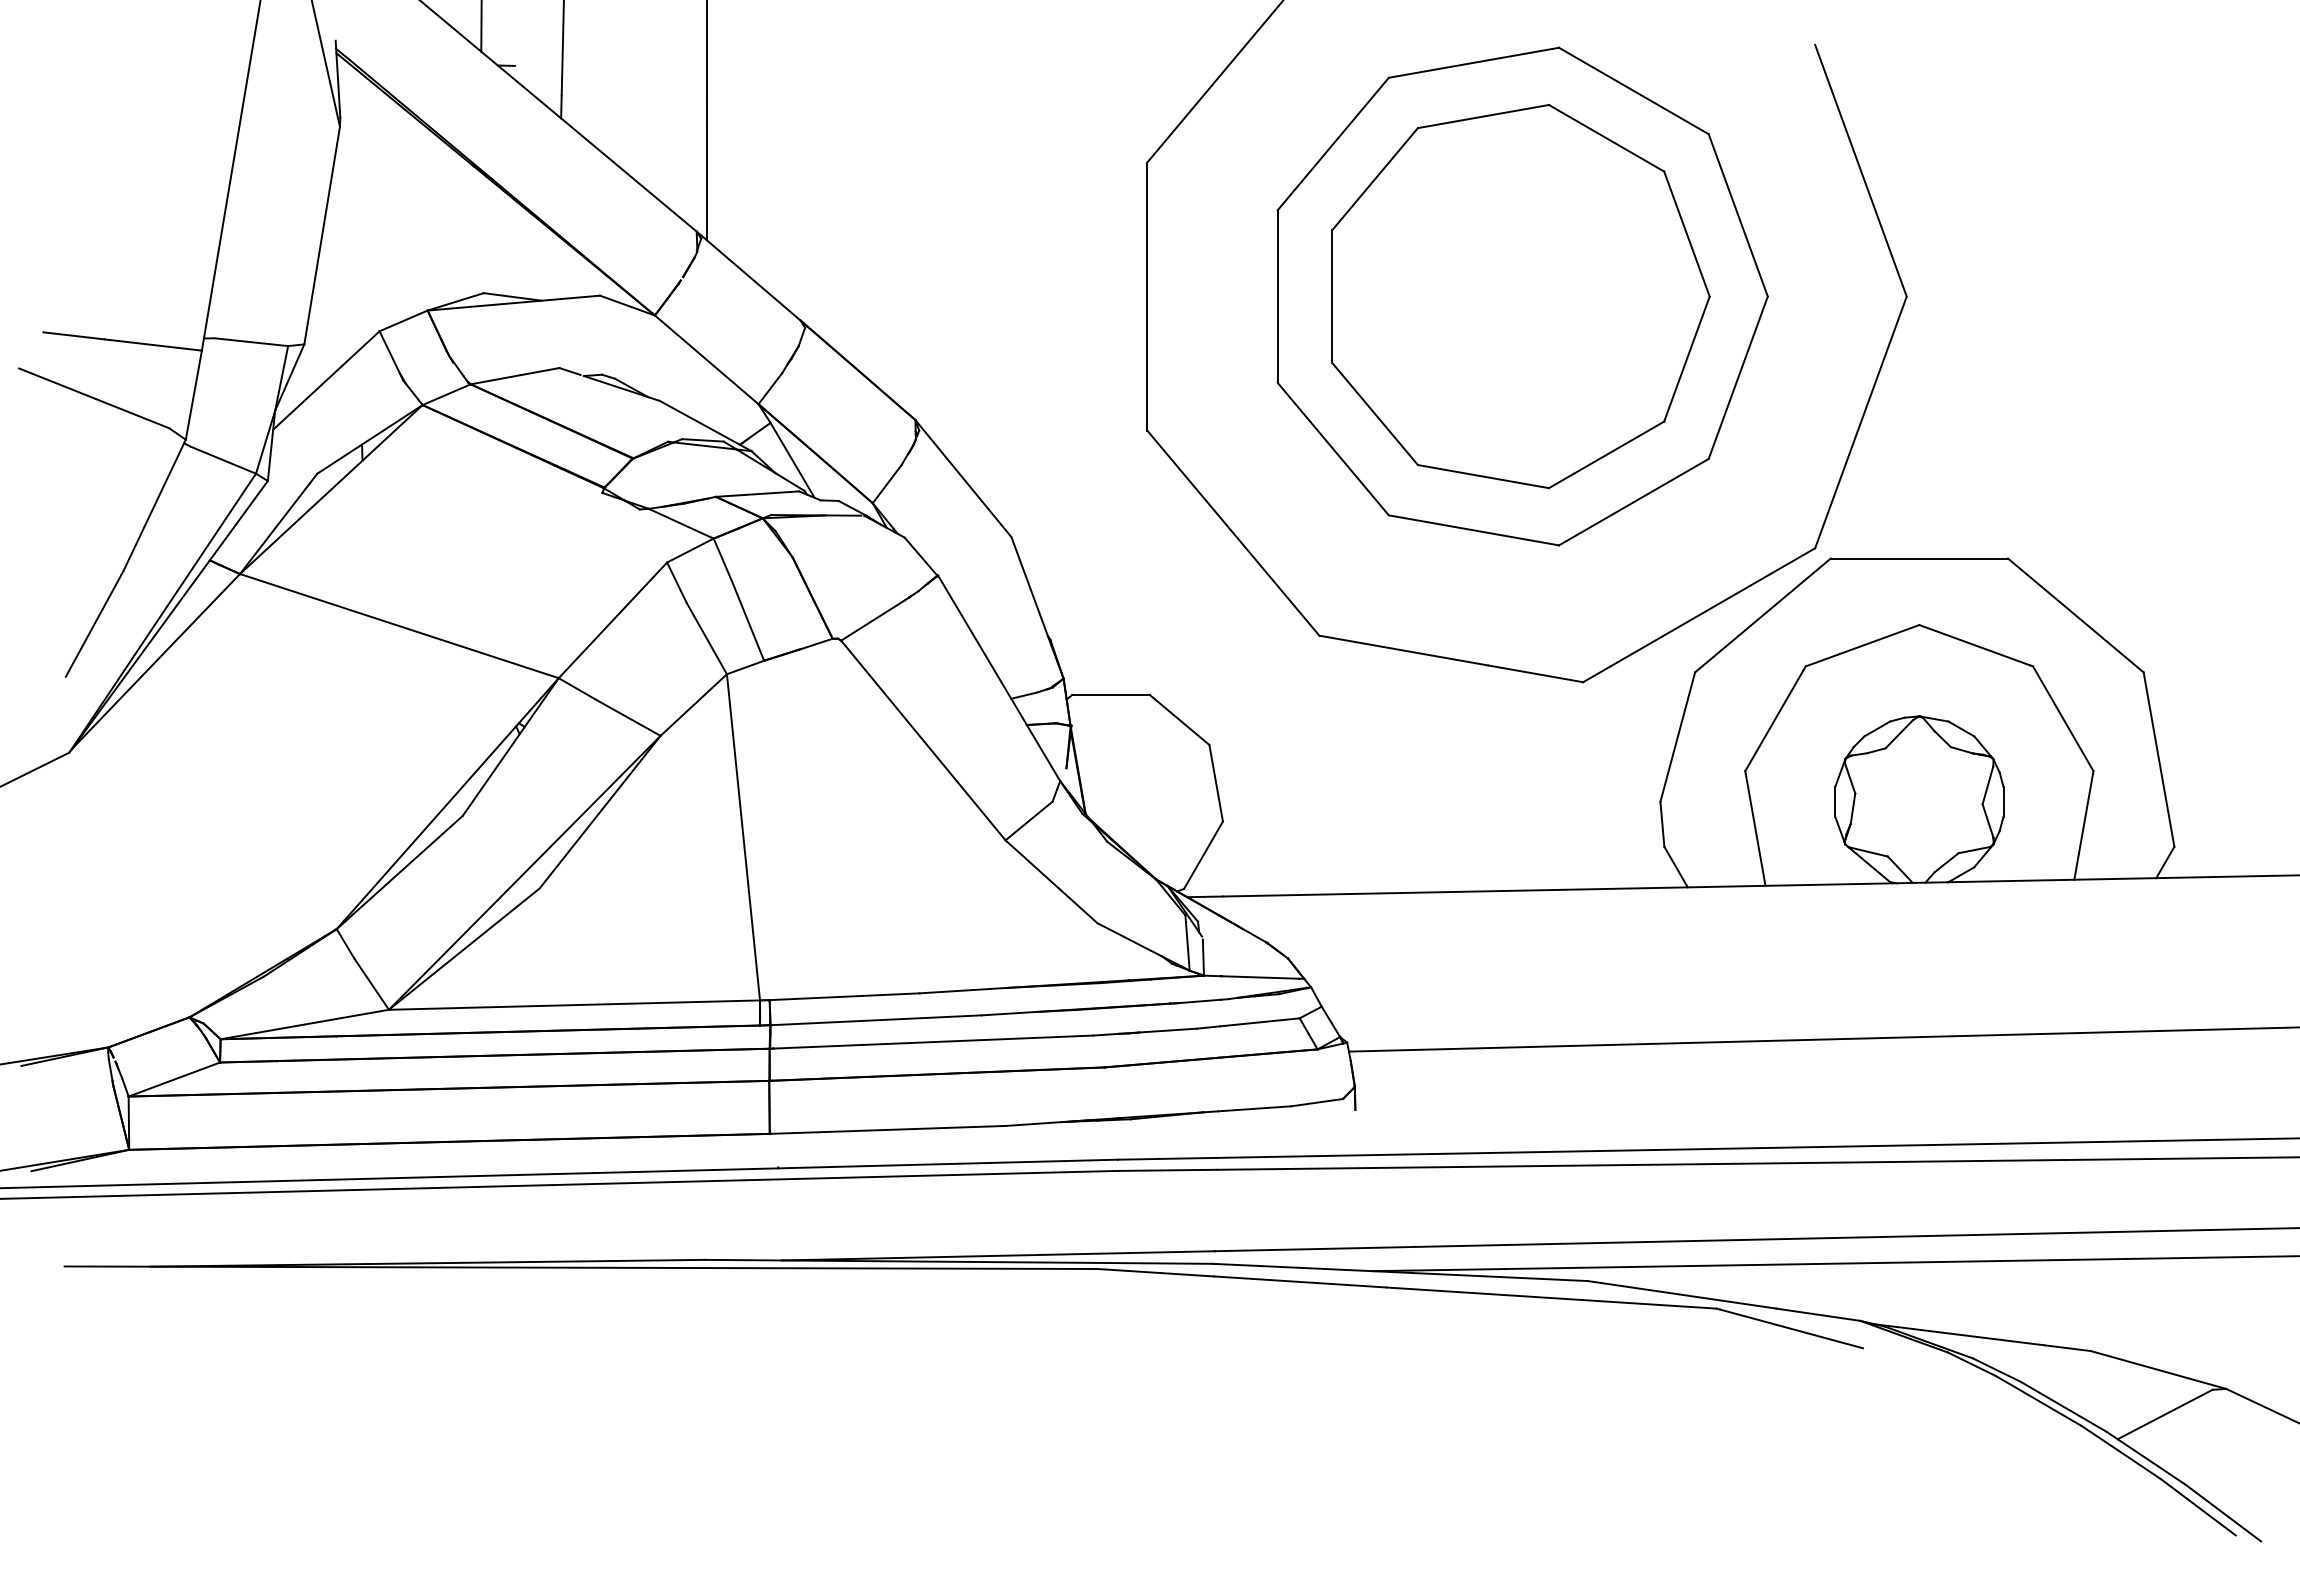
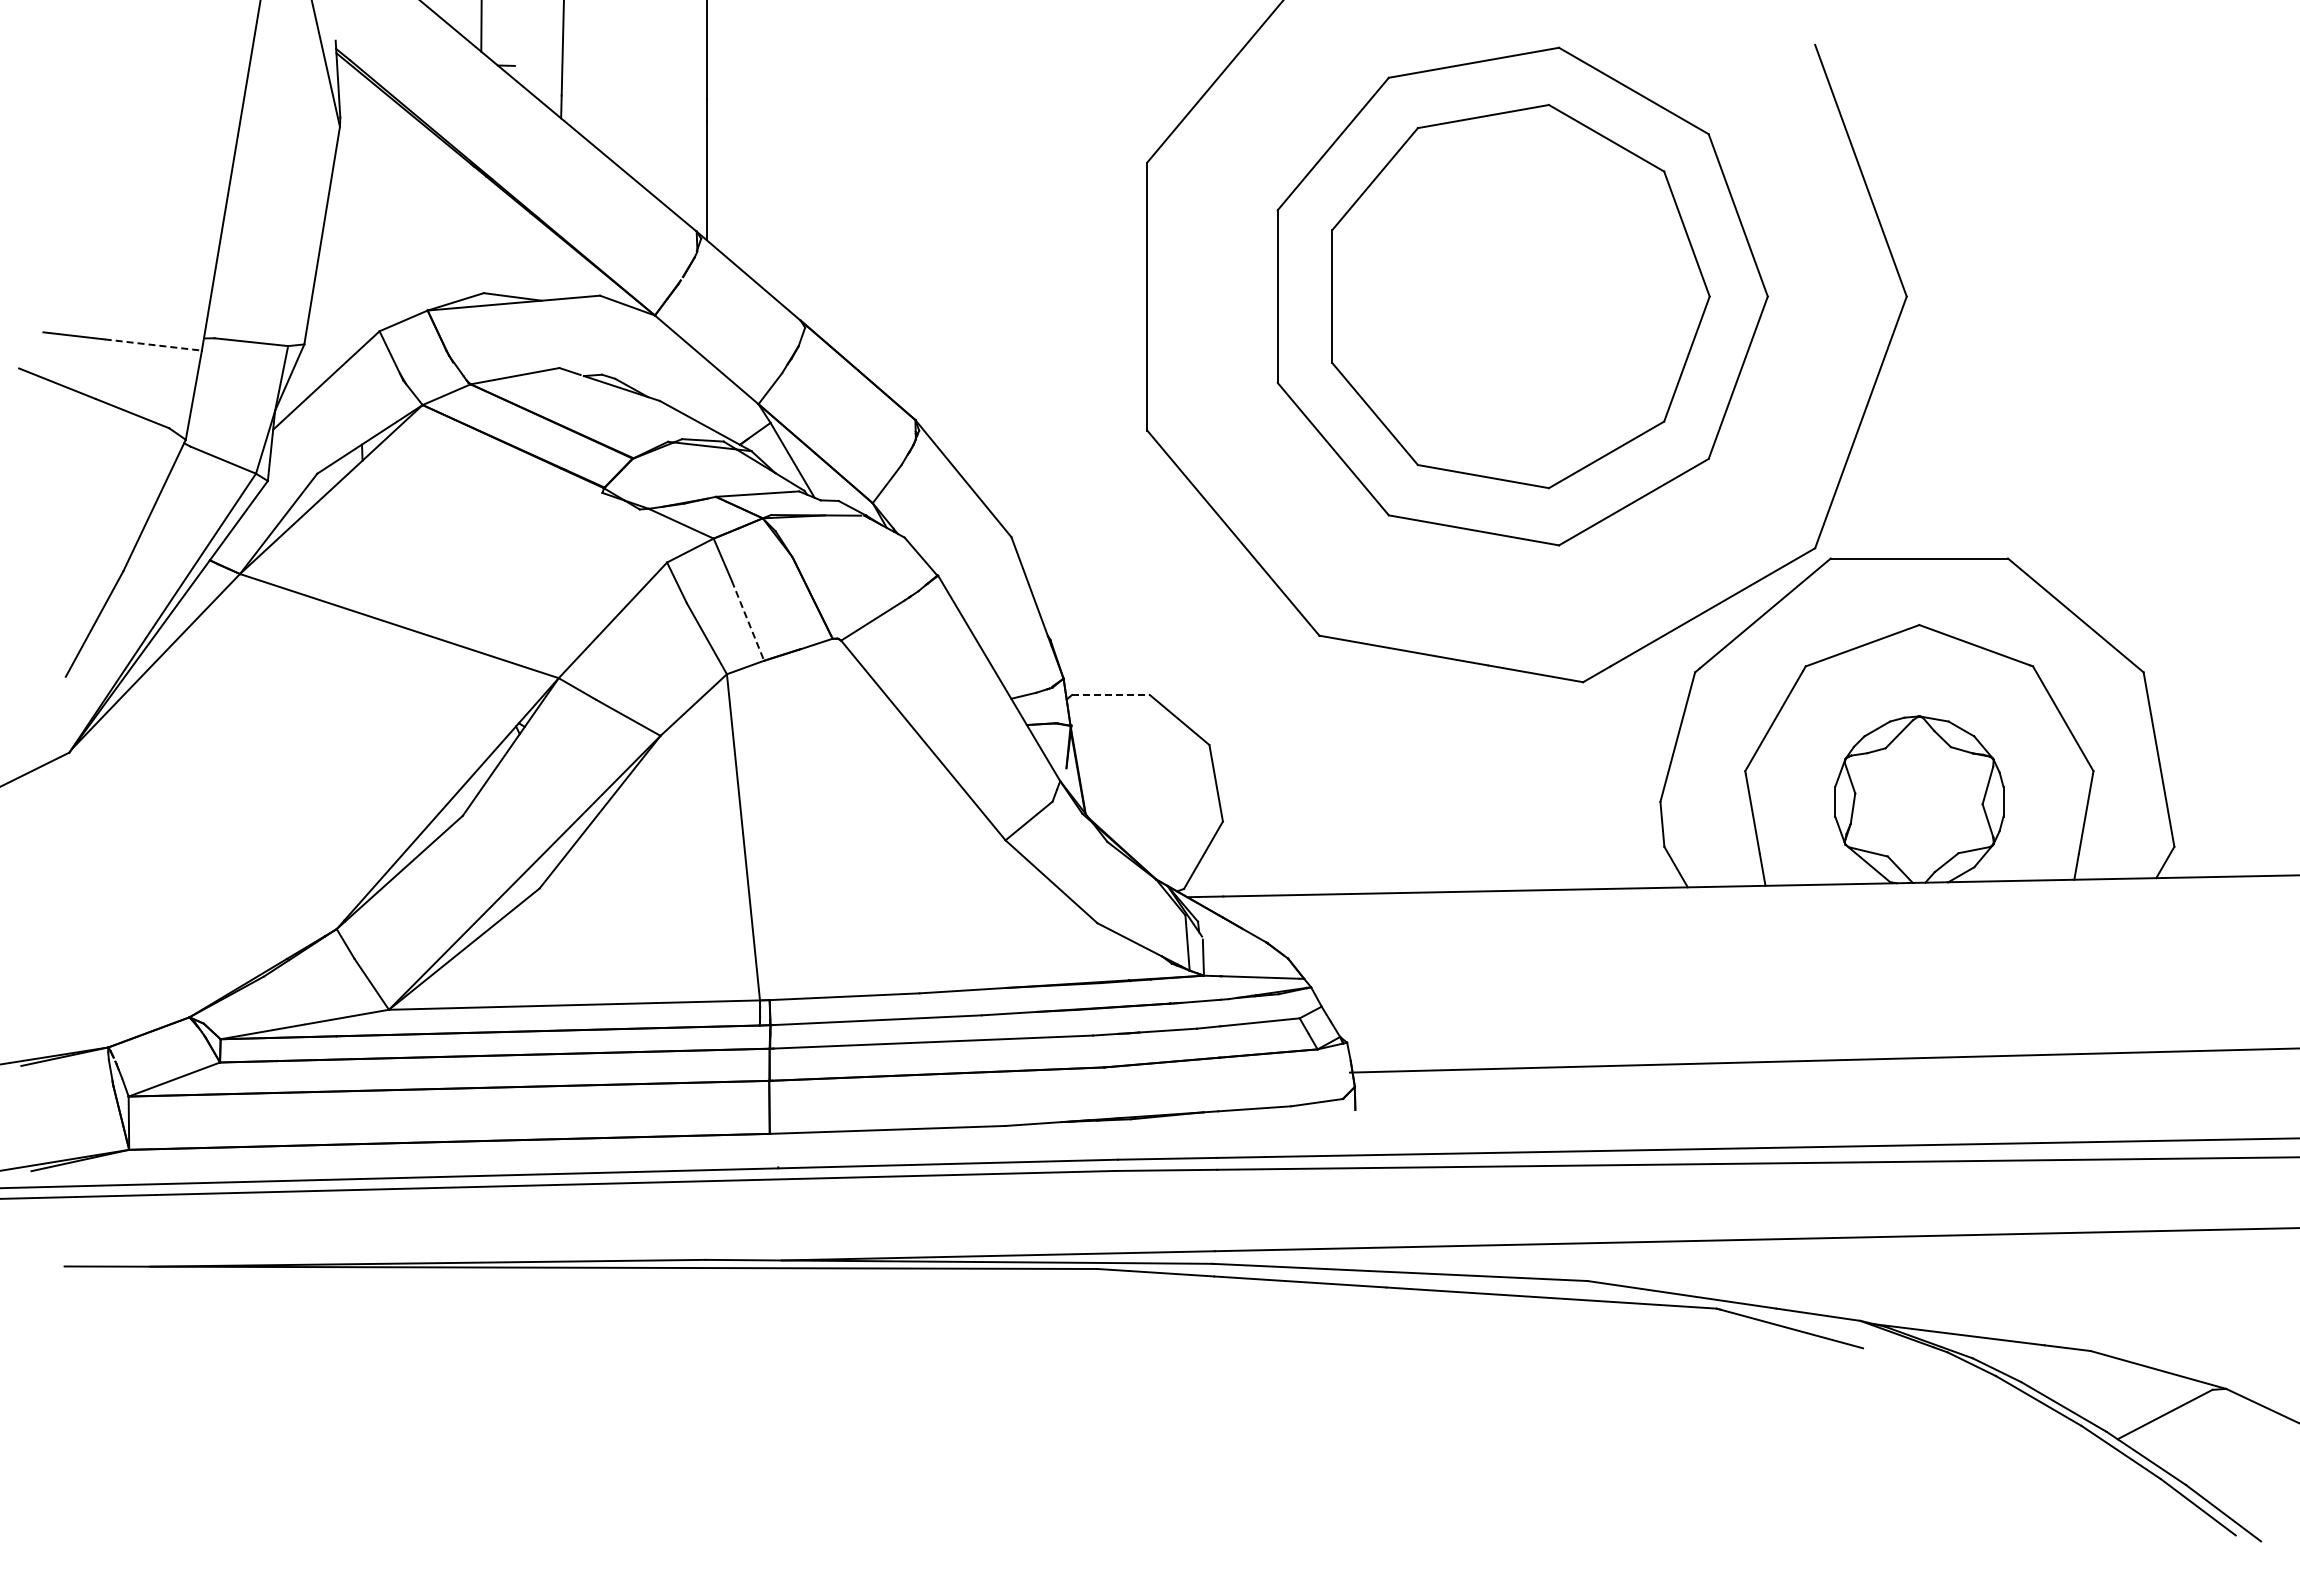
line: solid -> dashed (153, 345)
line: solid -> dashed (748, 621)
line: solid -> dashed (1110, 695)
line position: (1822, 1039) -> (1822, 1060) (1822, 1060)
line: present -> none (1834, 1263)
